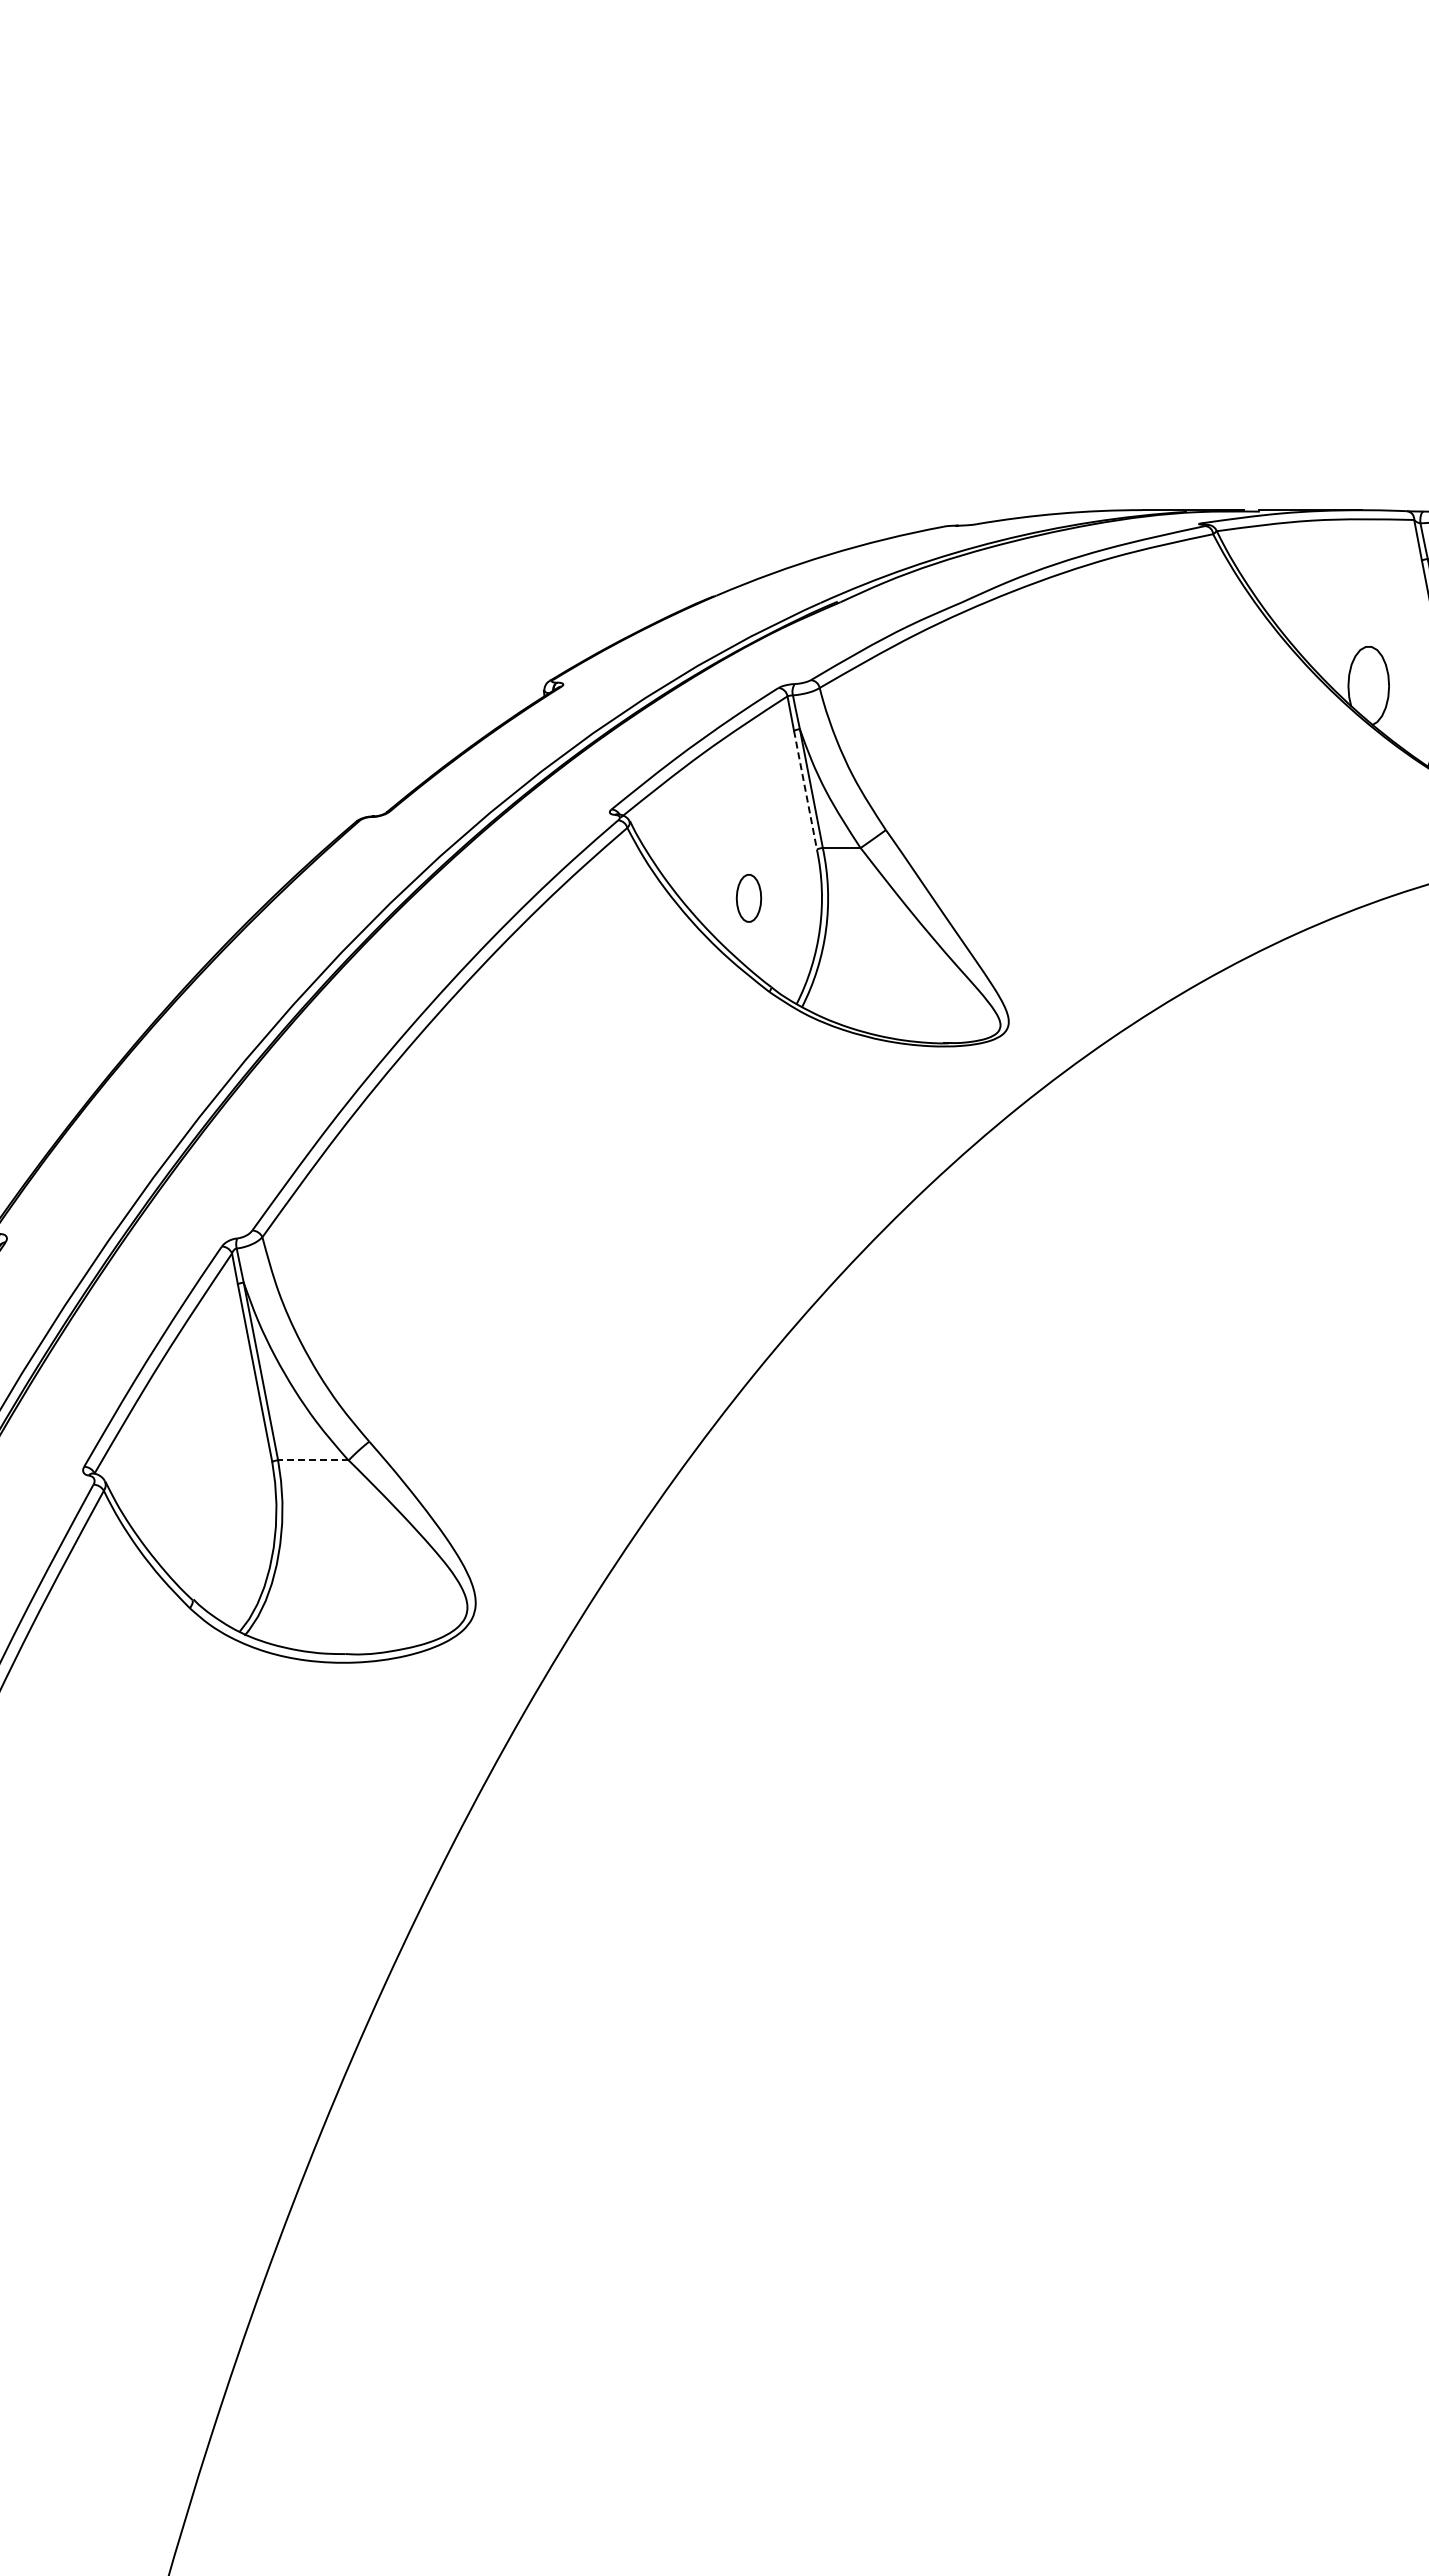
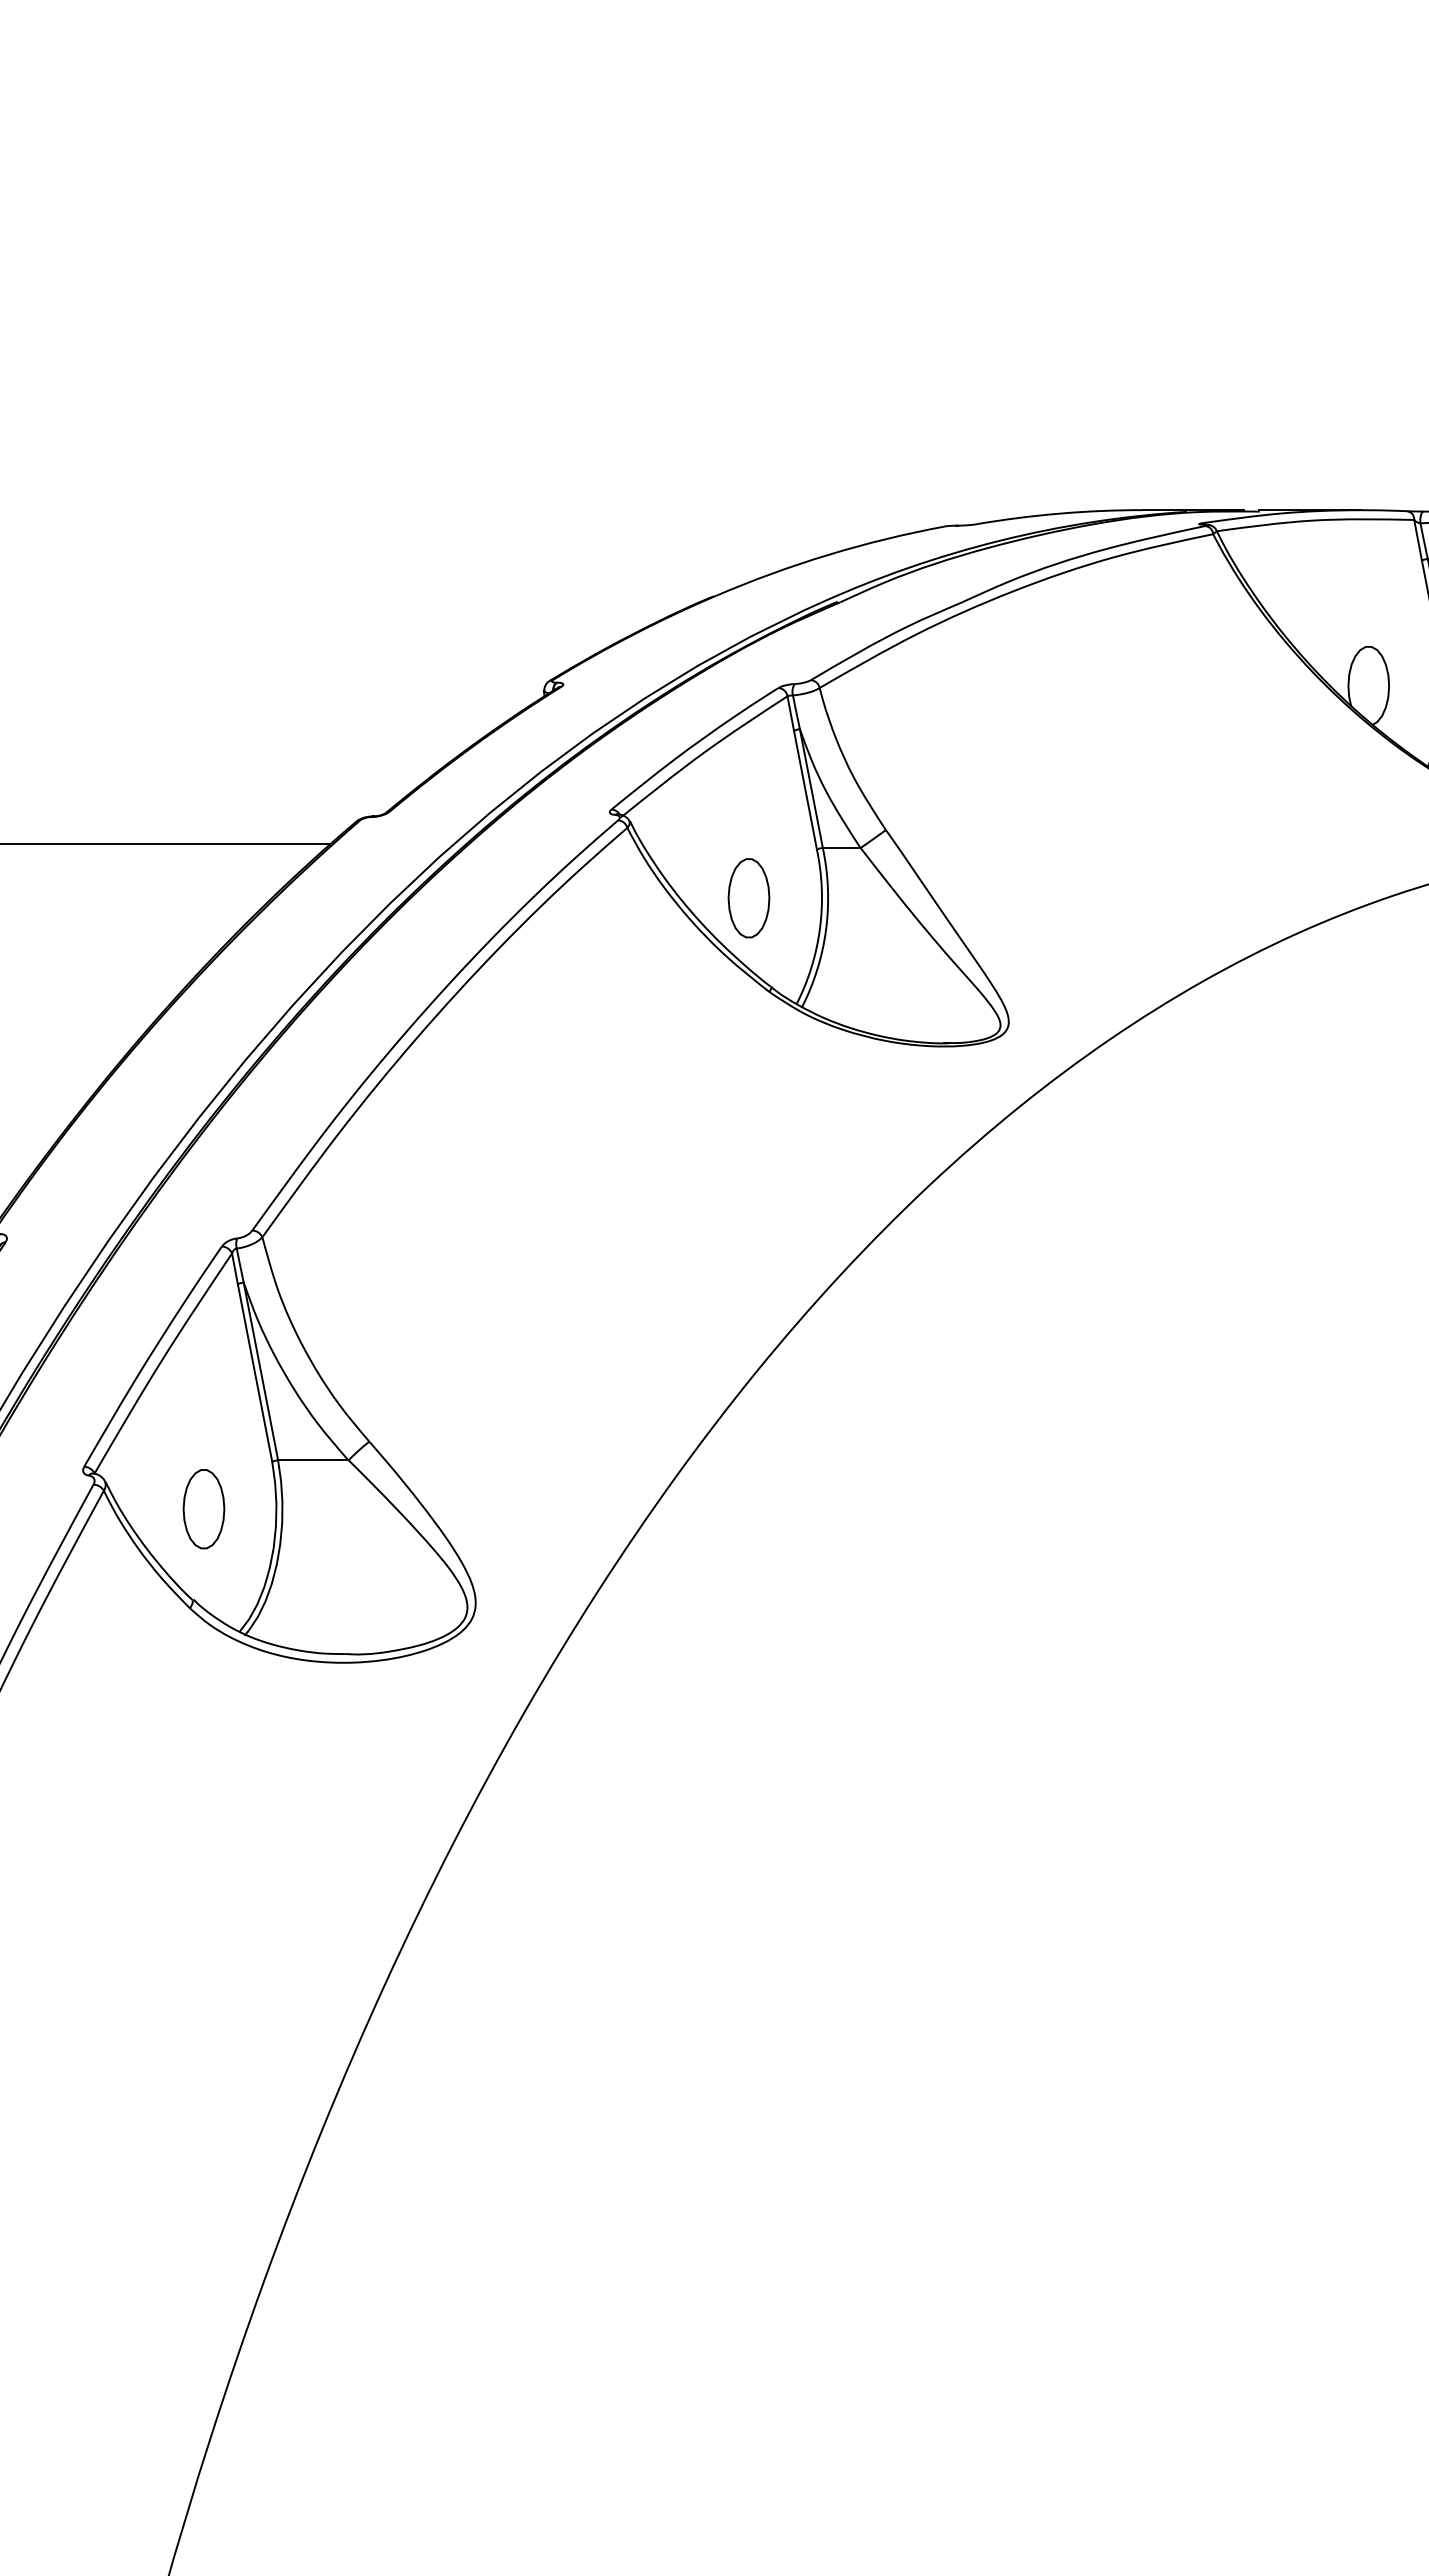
line: dashed -> solid (805, 790)
line: none -> present (166, 844)
part size: 28x49 px -> 44x81 px (748, 898)
line: dashed -> solid (312, 1460)
part: none -> present (203, 1509)
